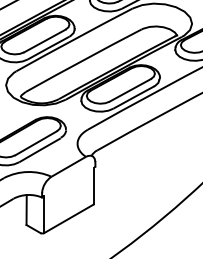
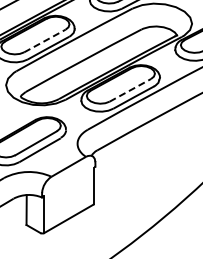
line: solid -> dashed (44, 41)
line: solid -> dashed (130, 90)
